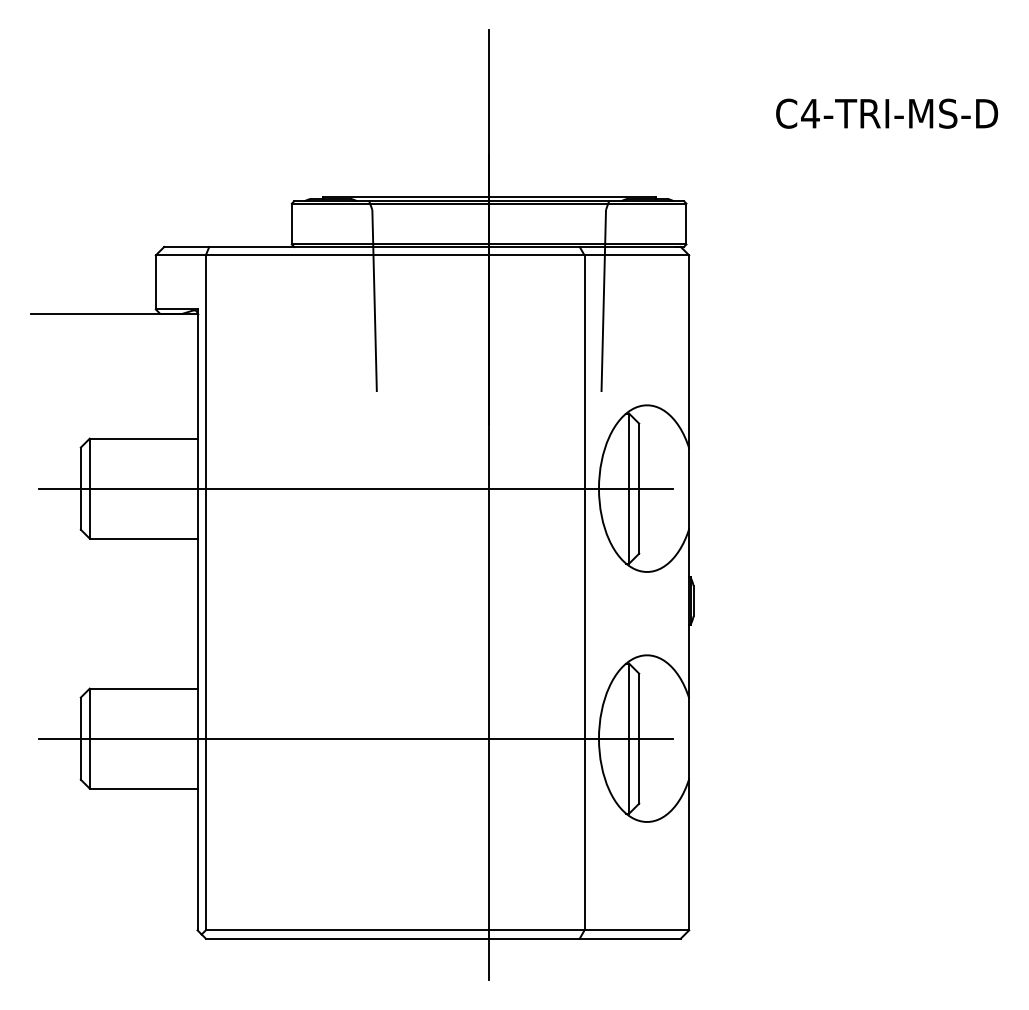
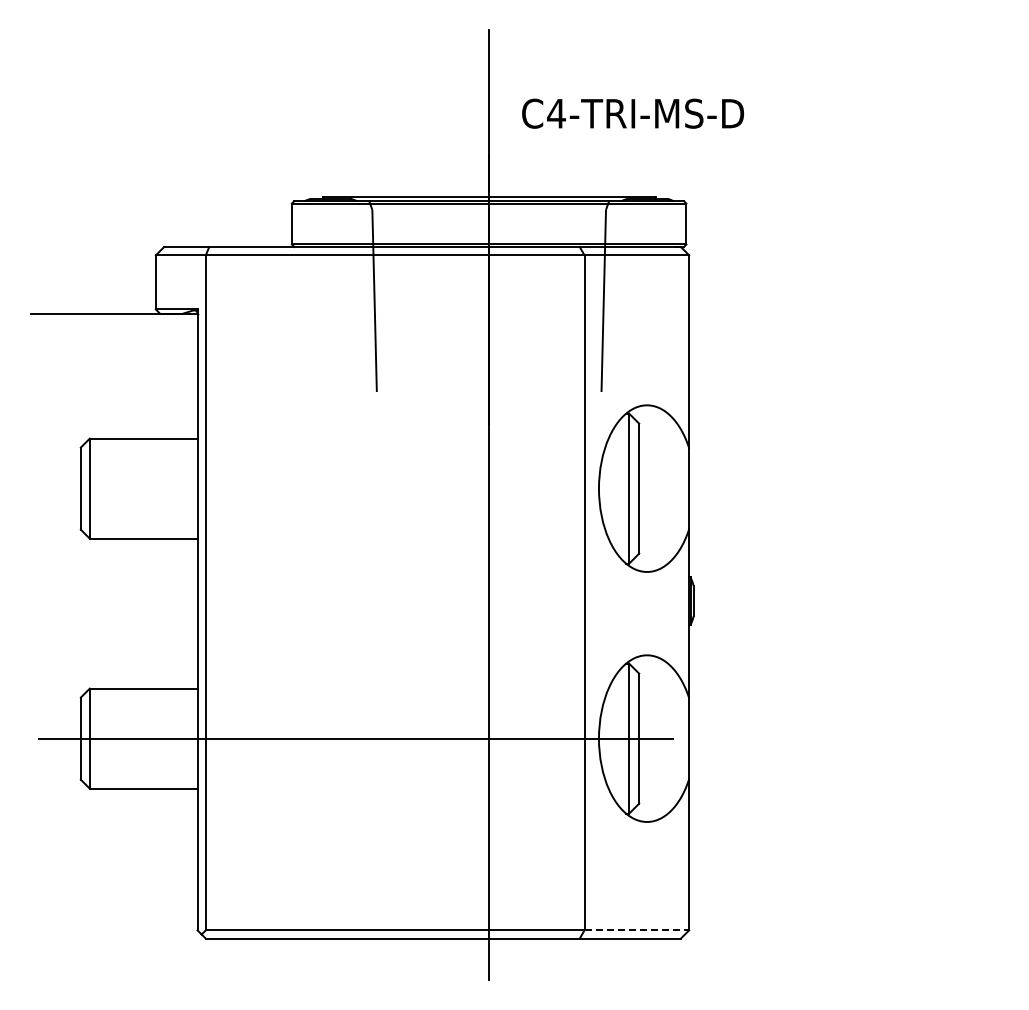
text position: (887, 113) -> (633, 113) (633, 113)
line: present -> none (356, 488)
line: solid -> dashed (637, 930)
